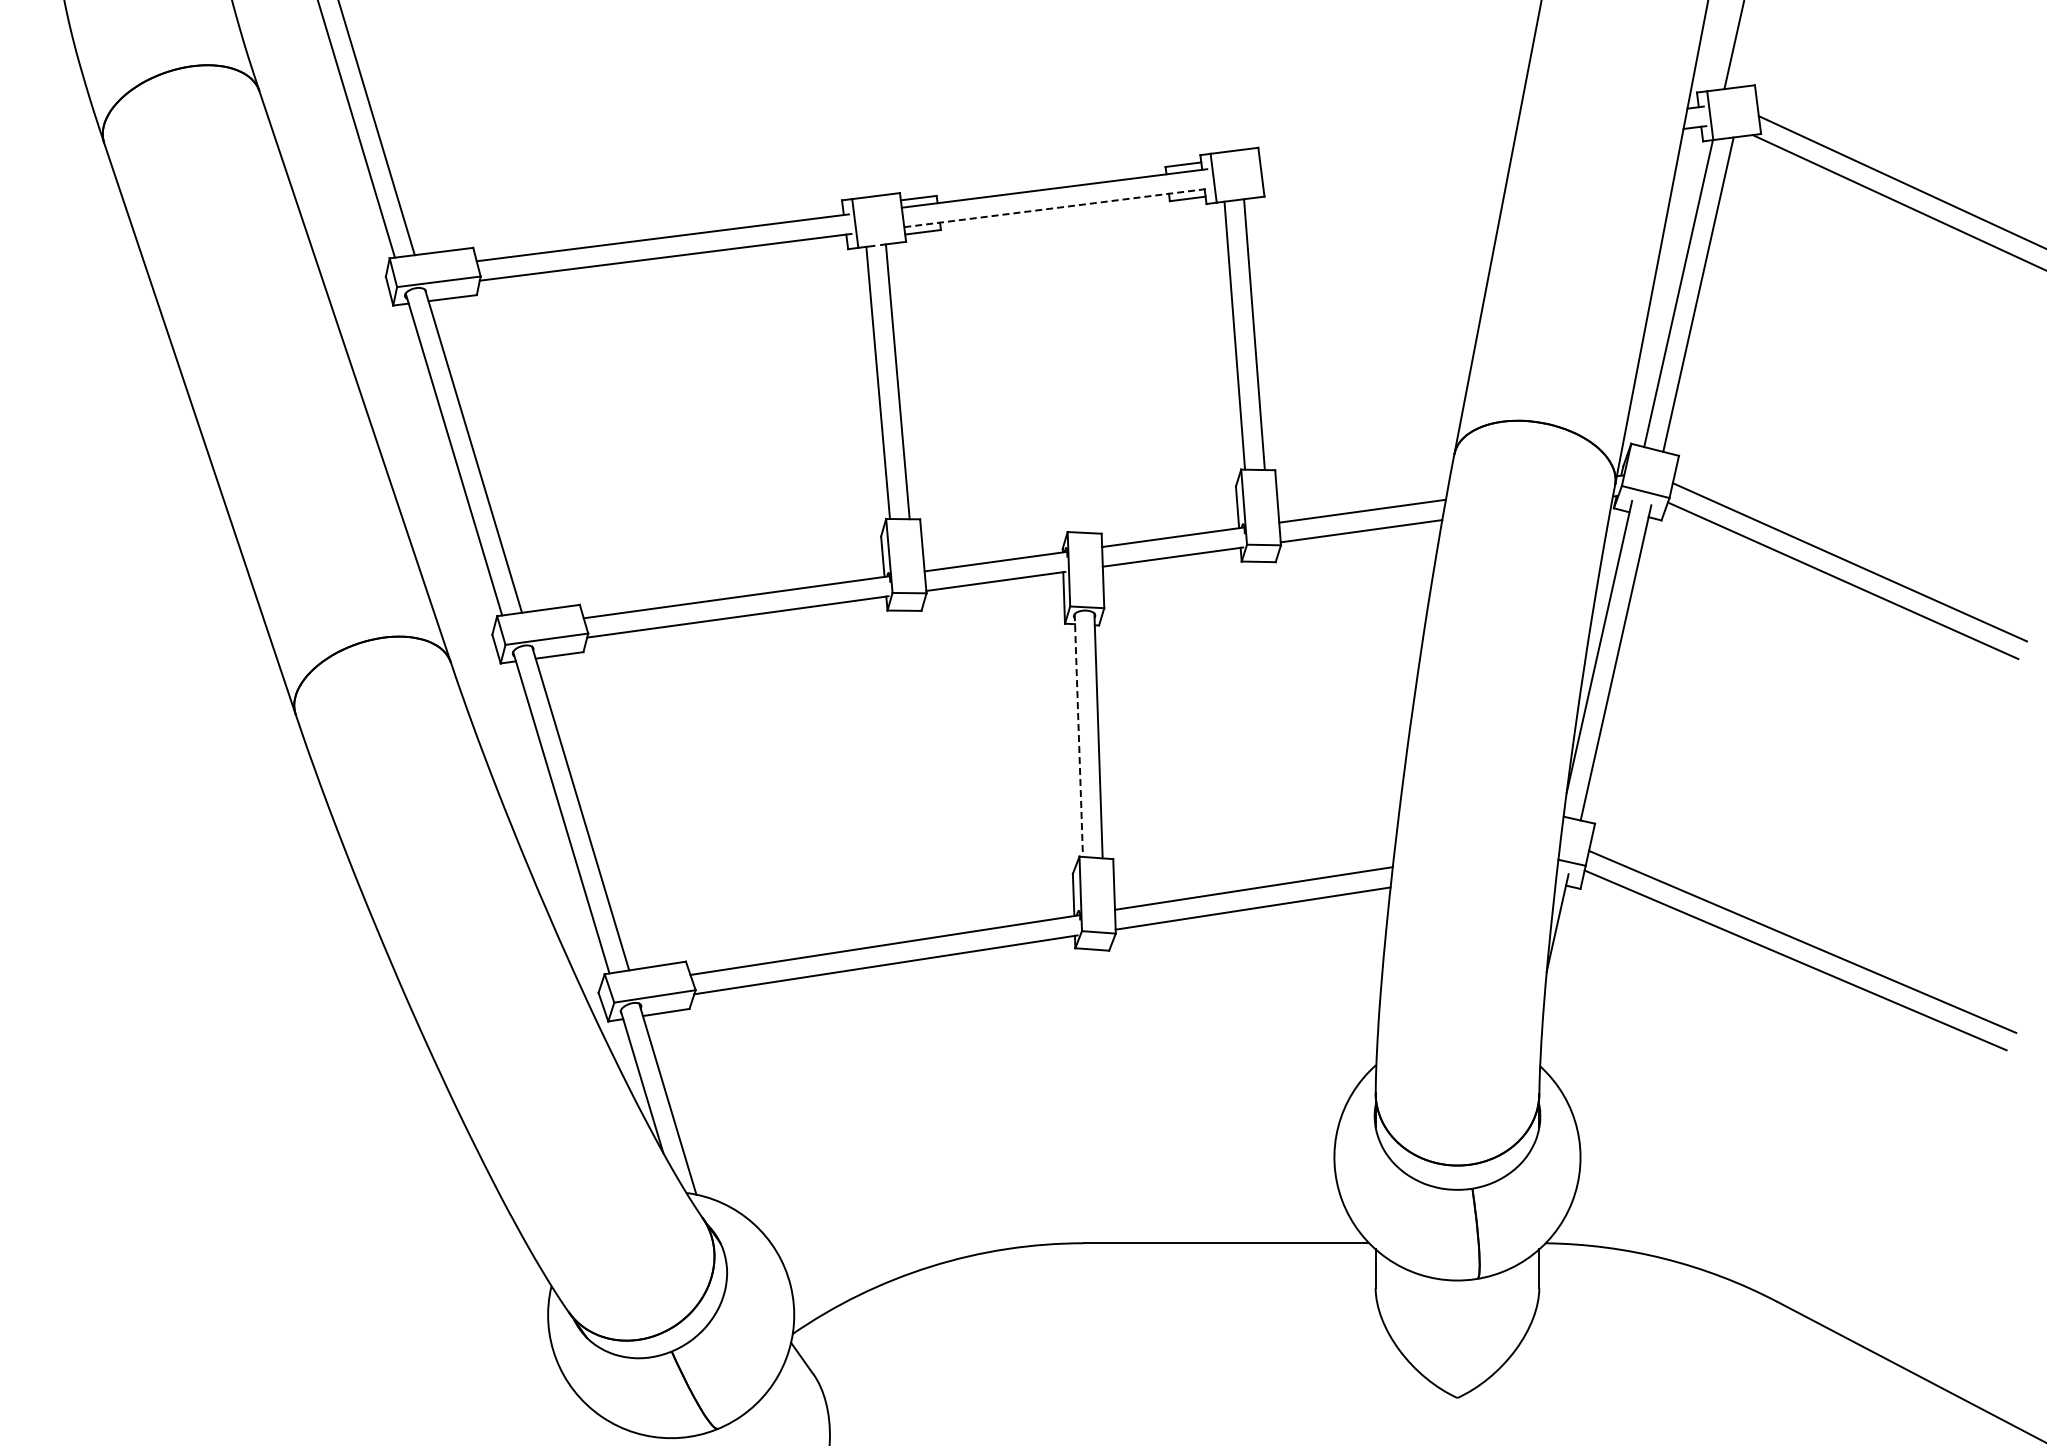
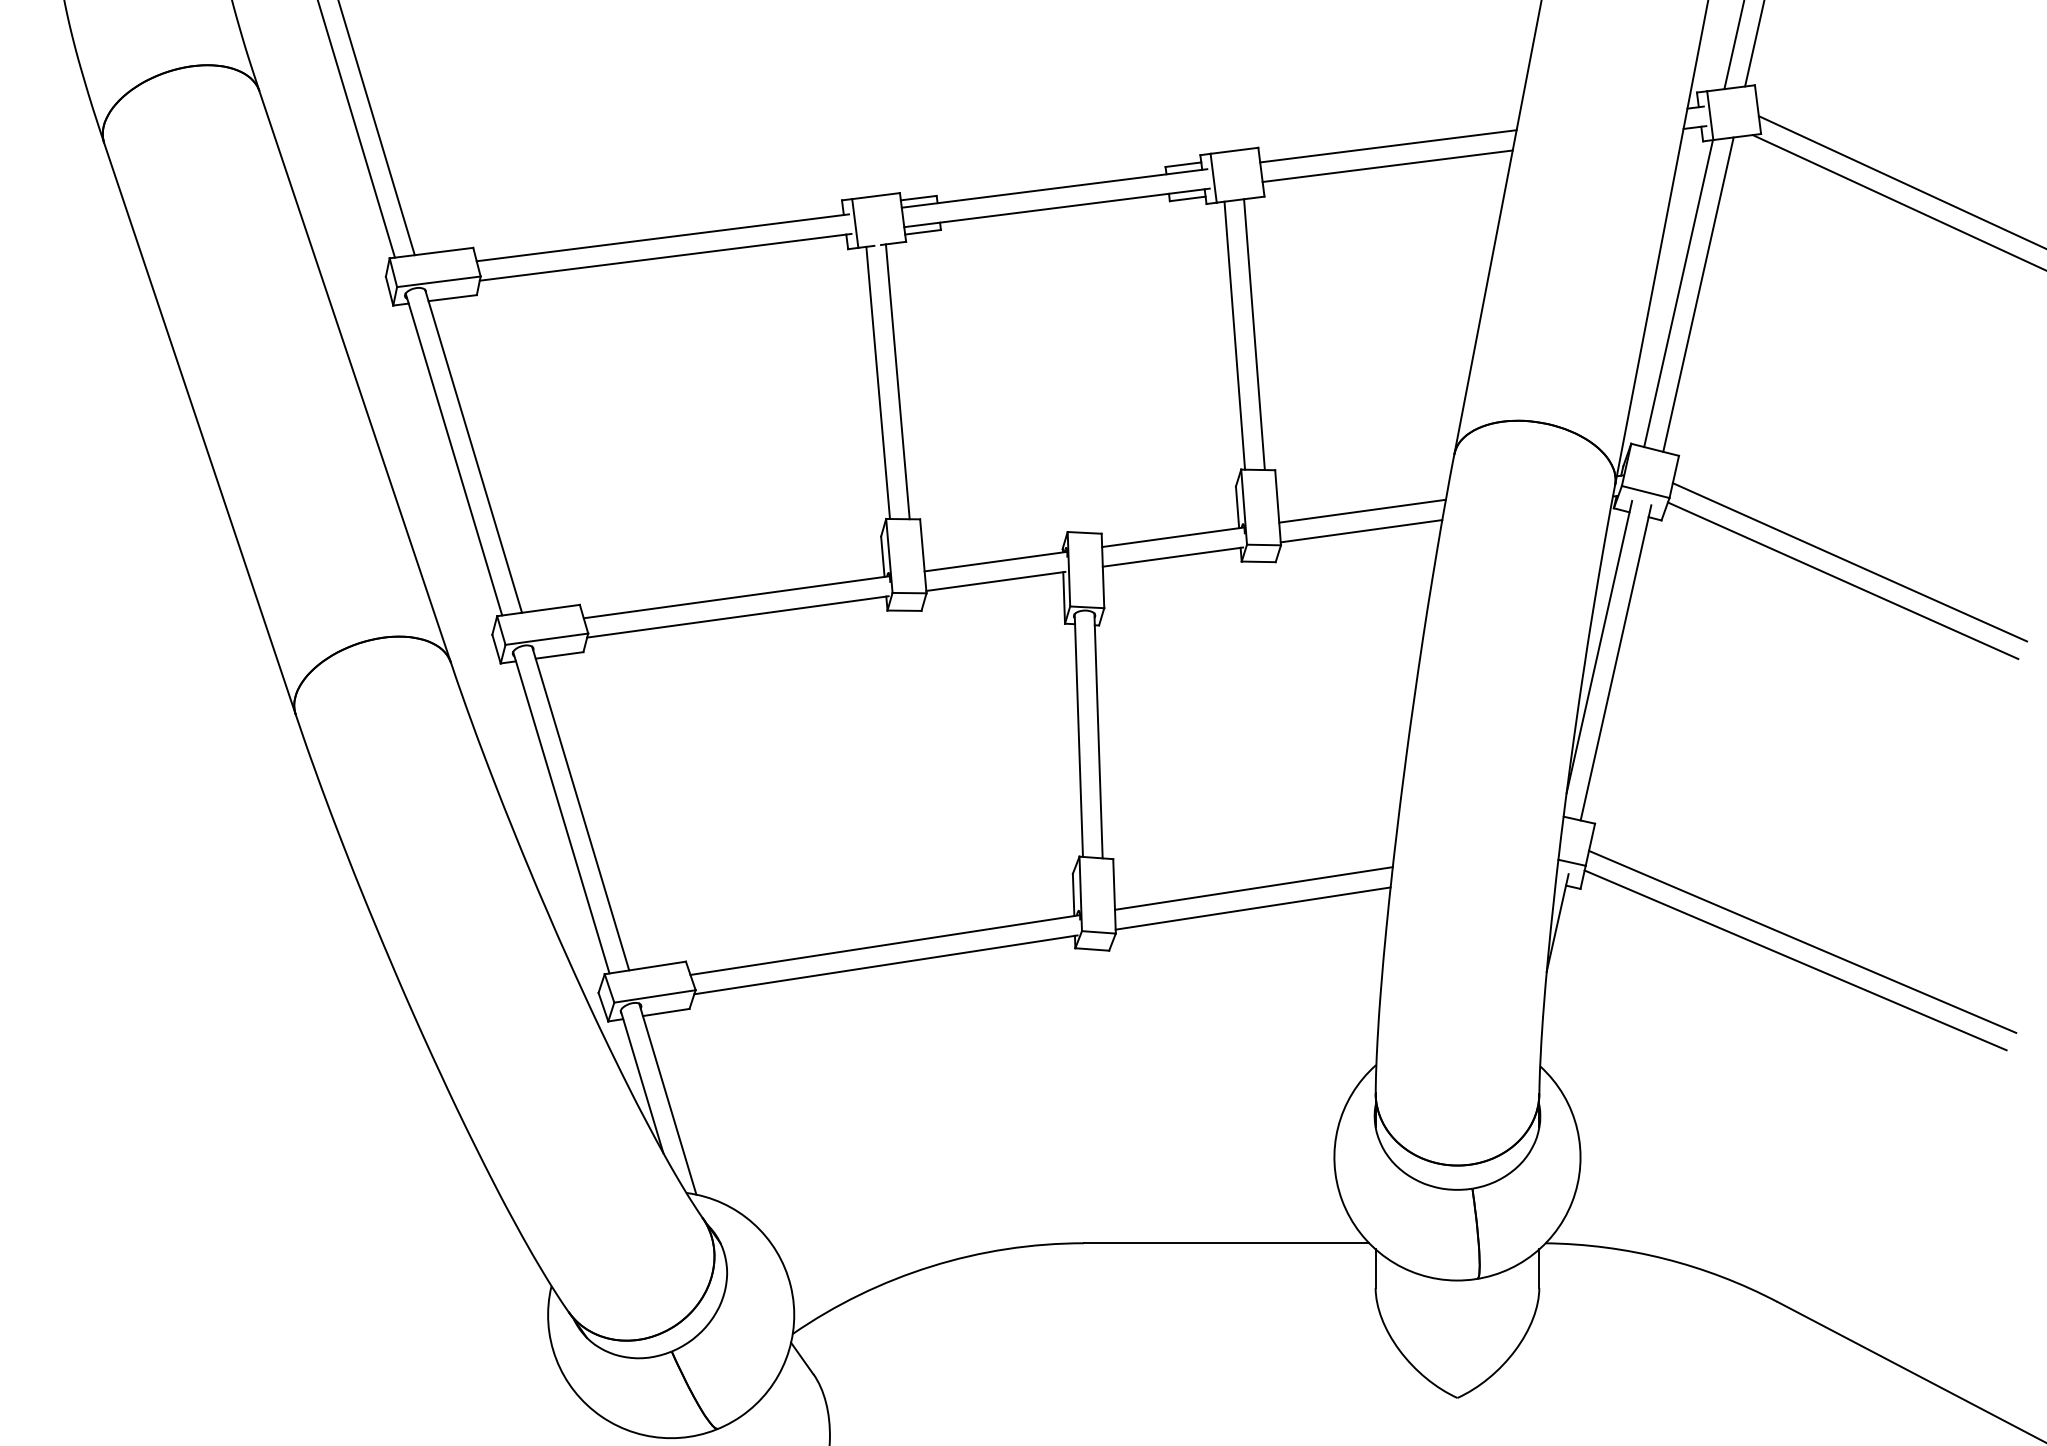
line: none -> present (1754, 44)
line: none -> present (1388, 146)
line: none -> present (1387, 166)
line: dashed -> solid (1057, 207)
line: dashed -> solid (1078, 736)
